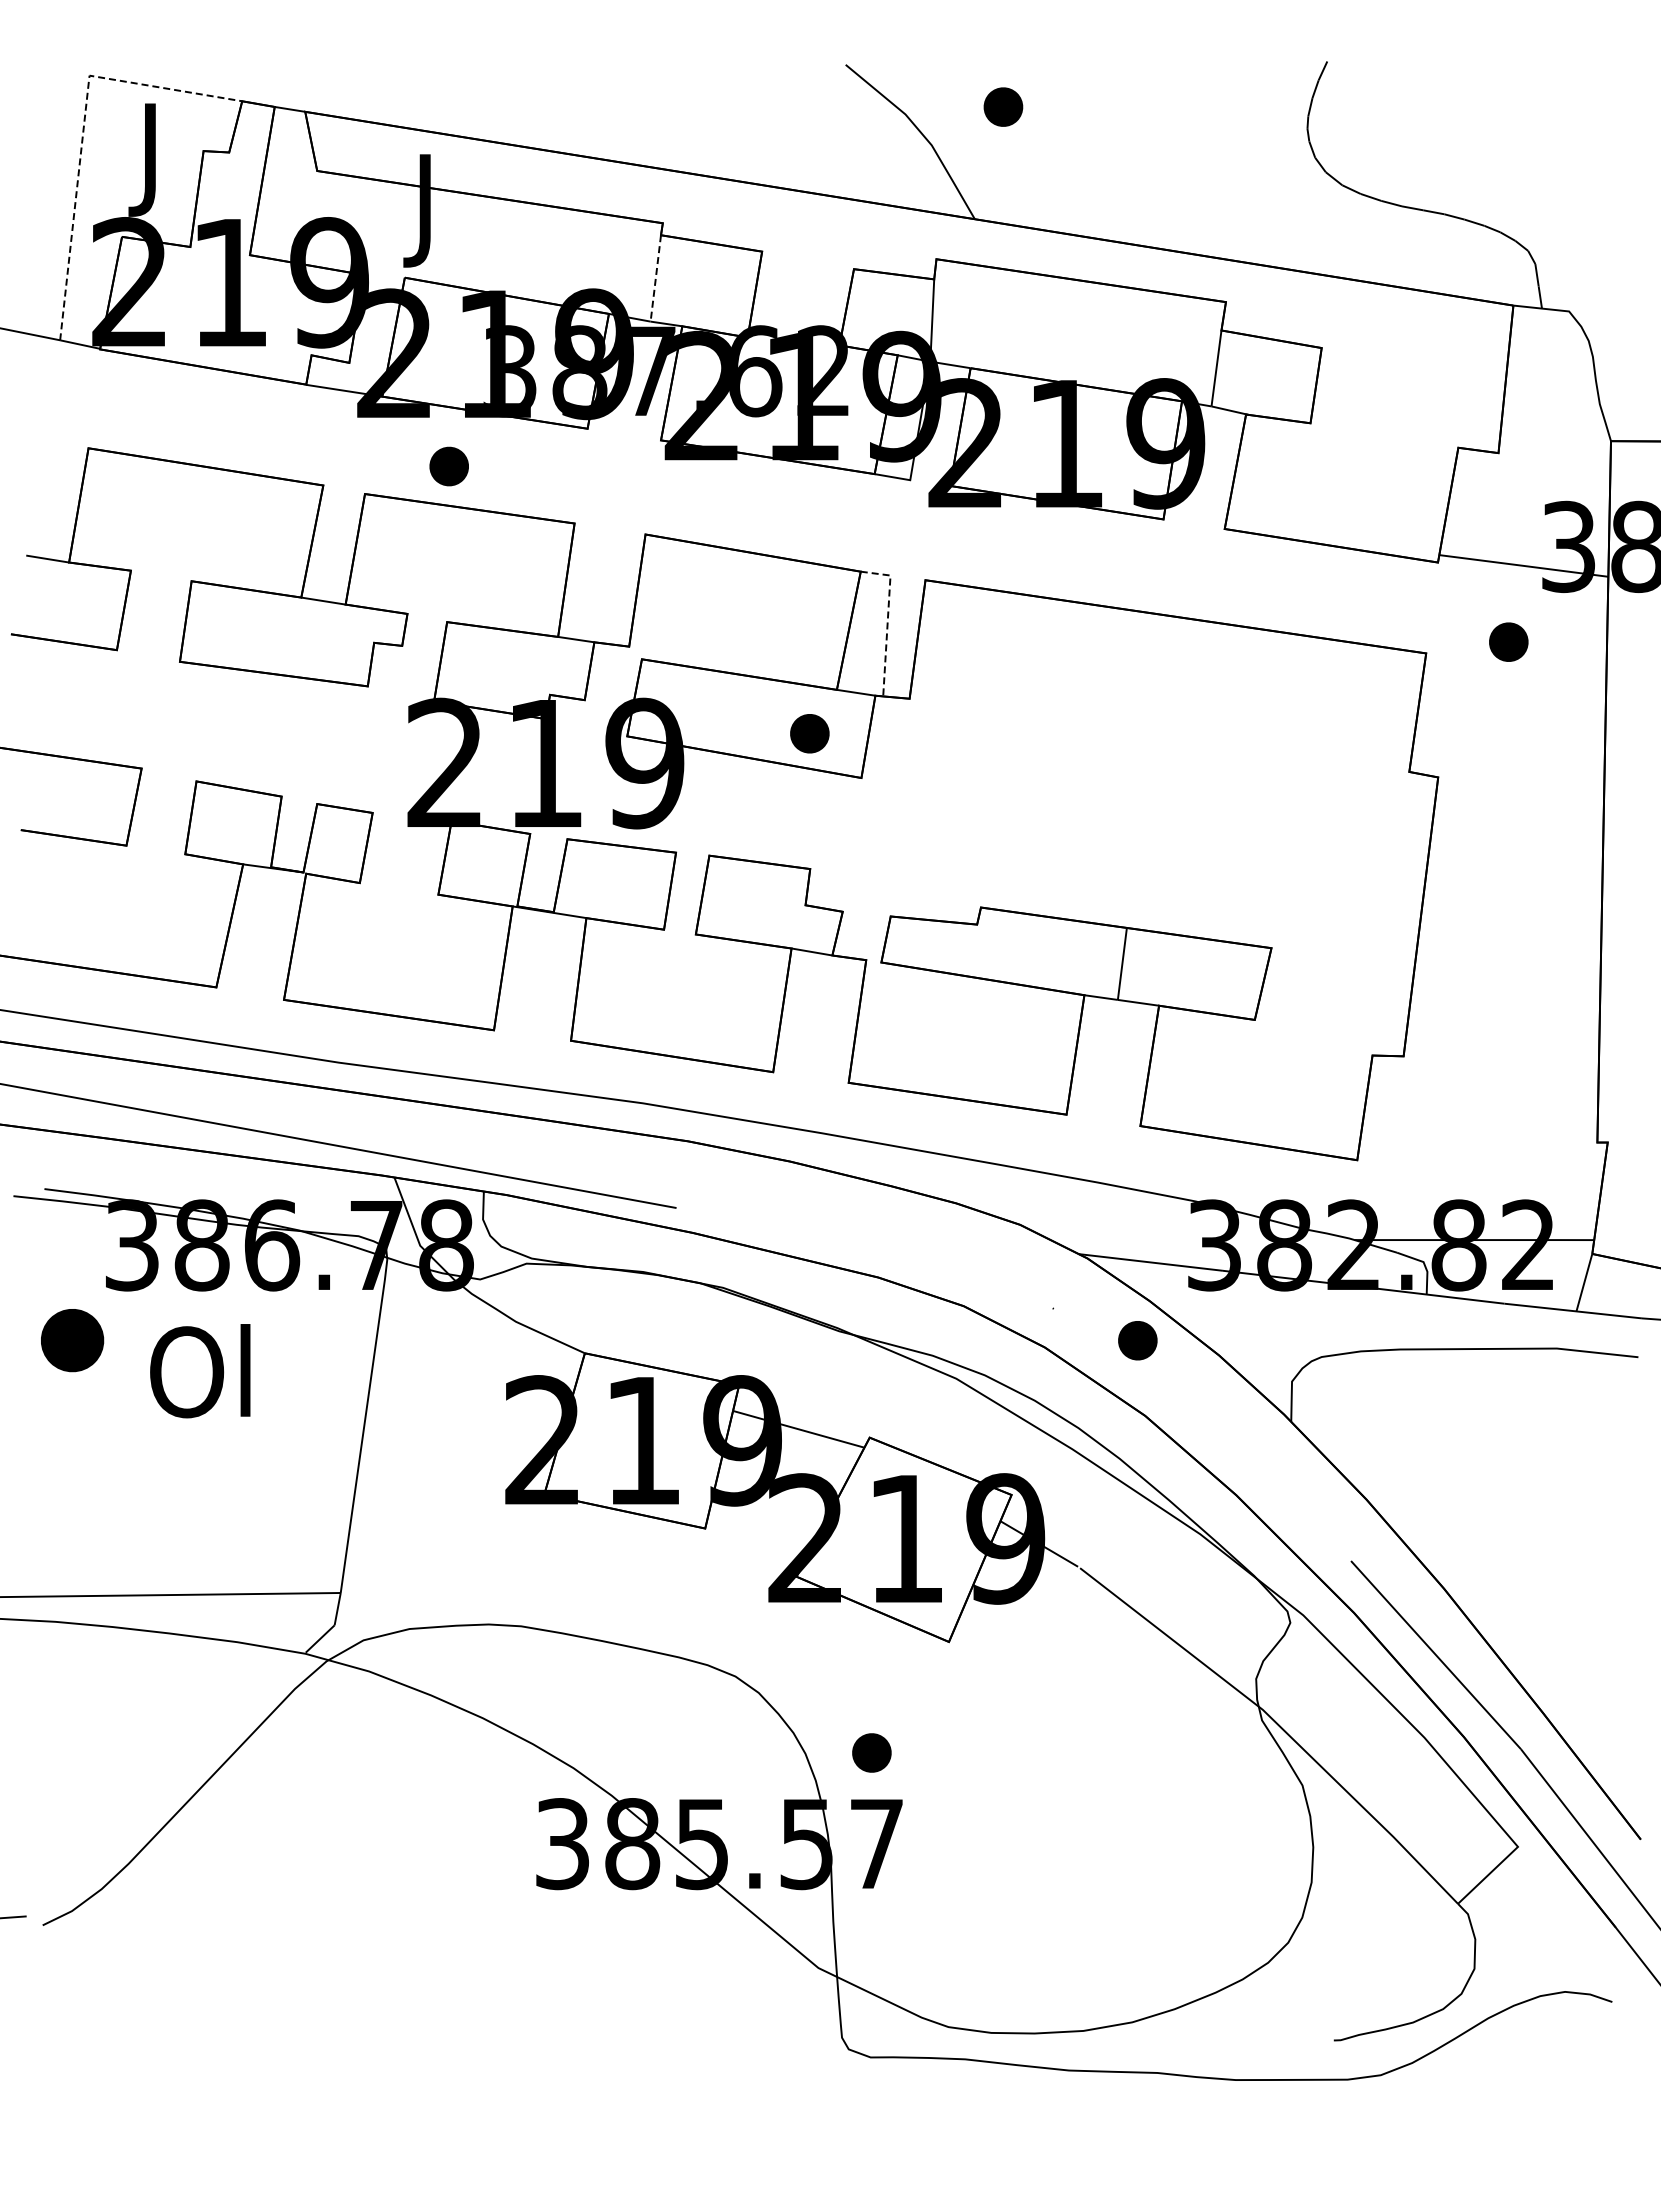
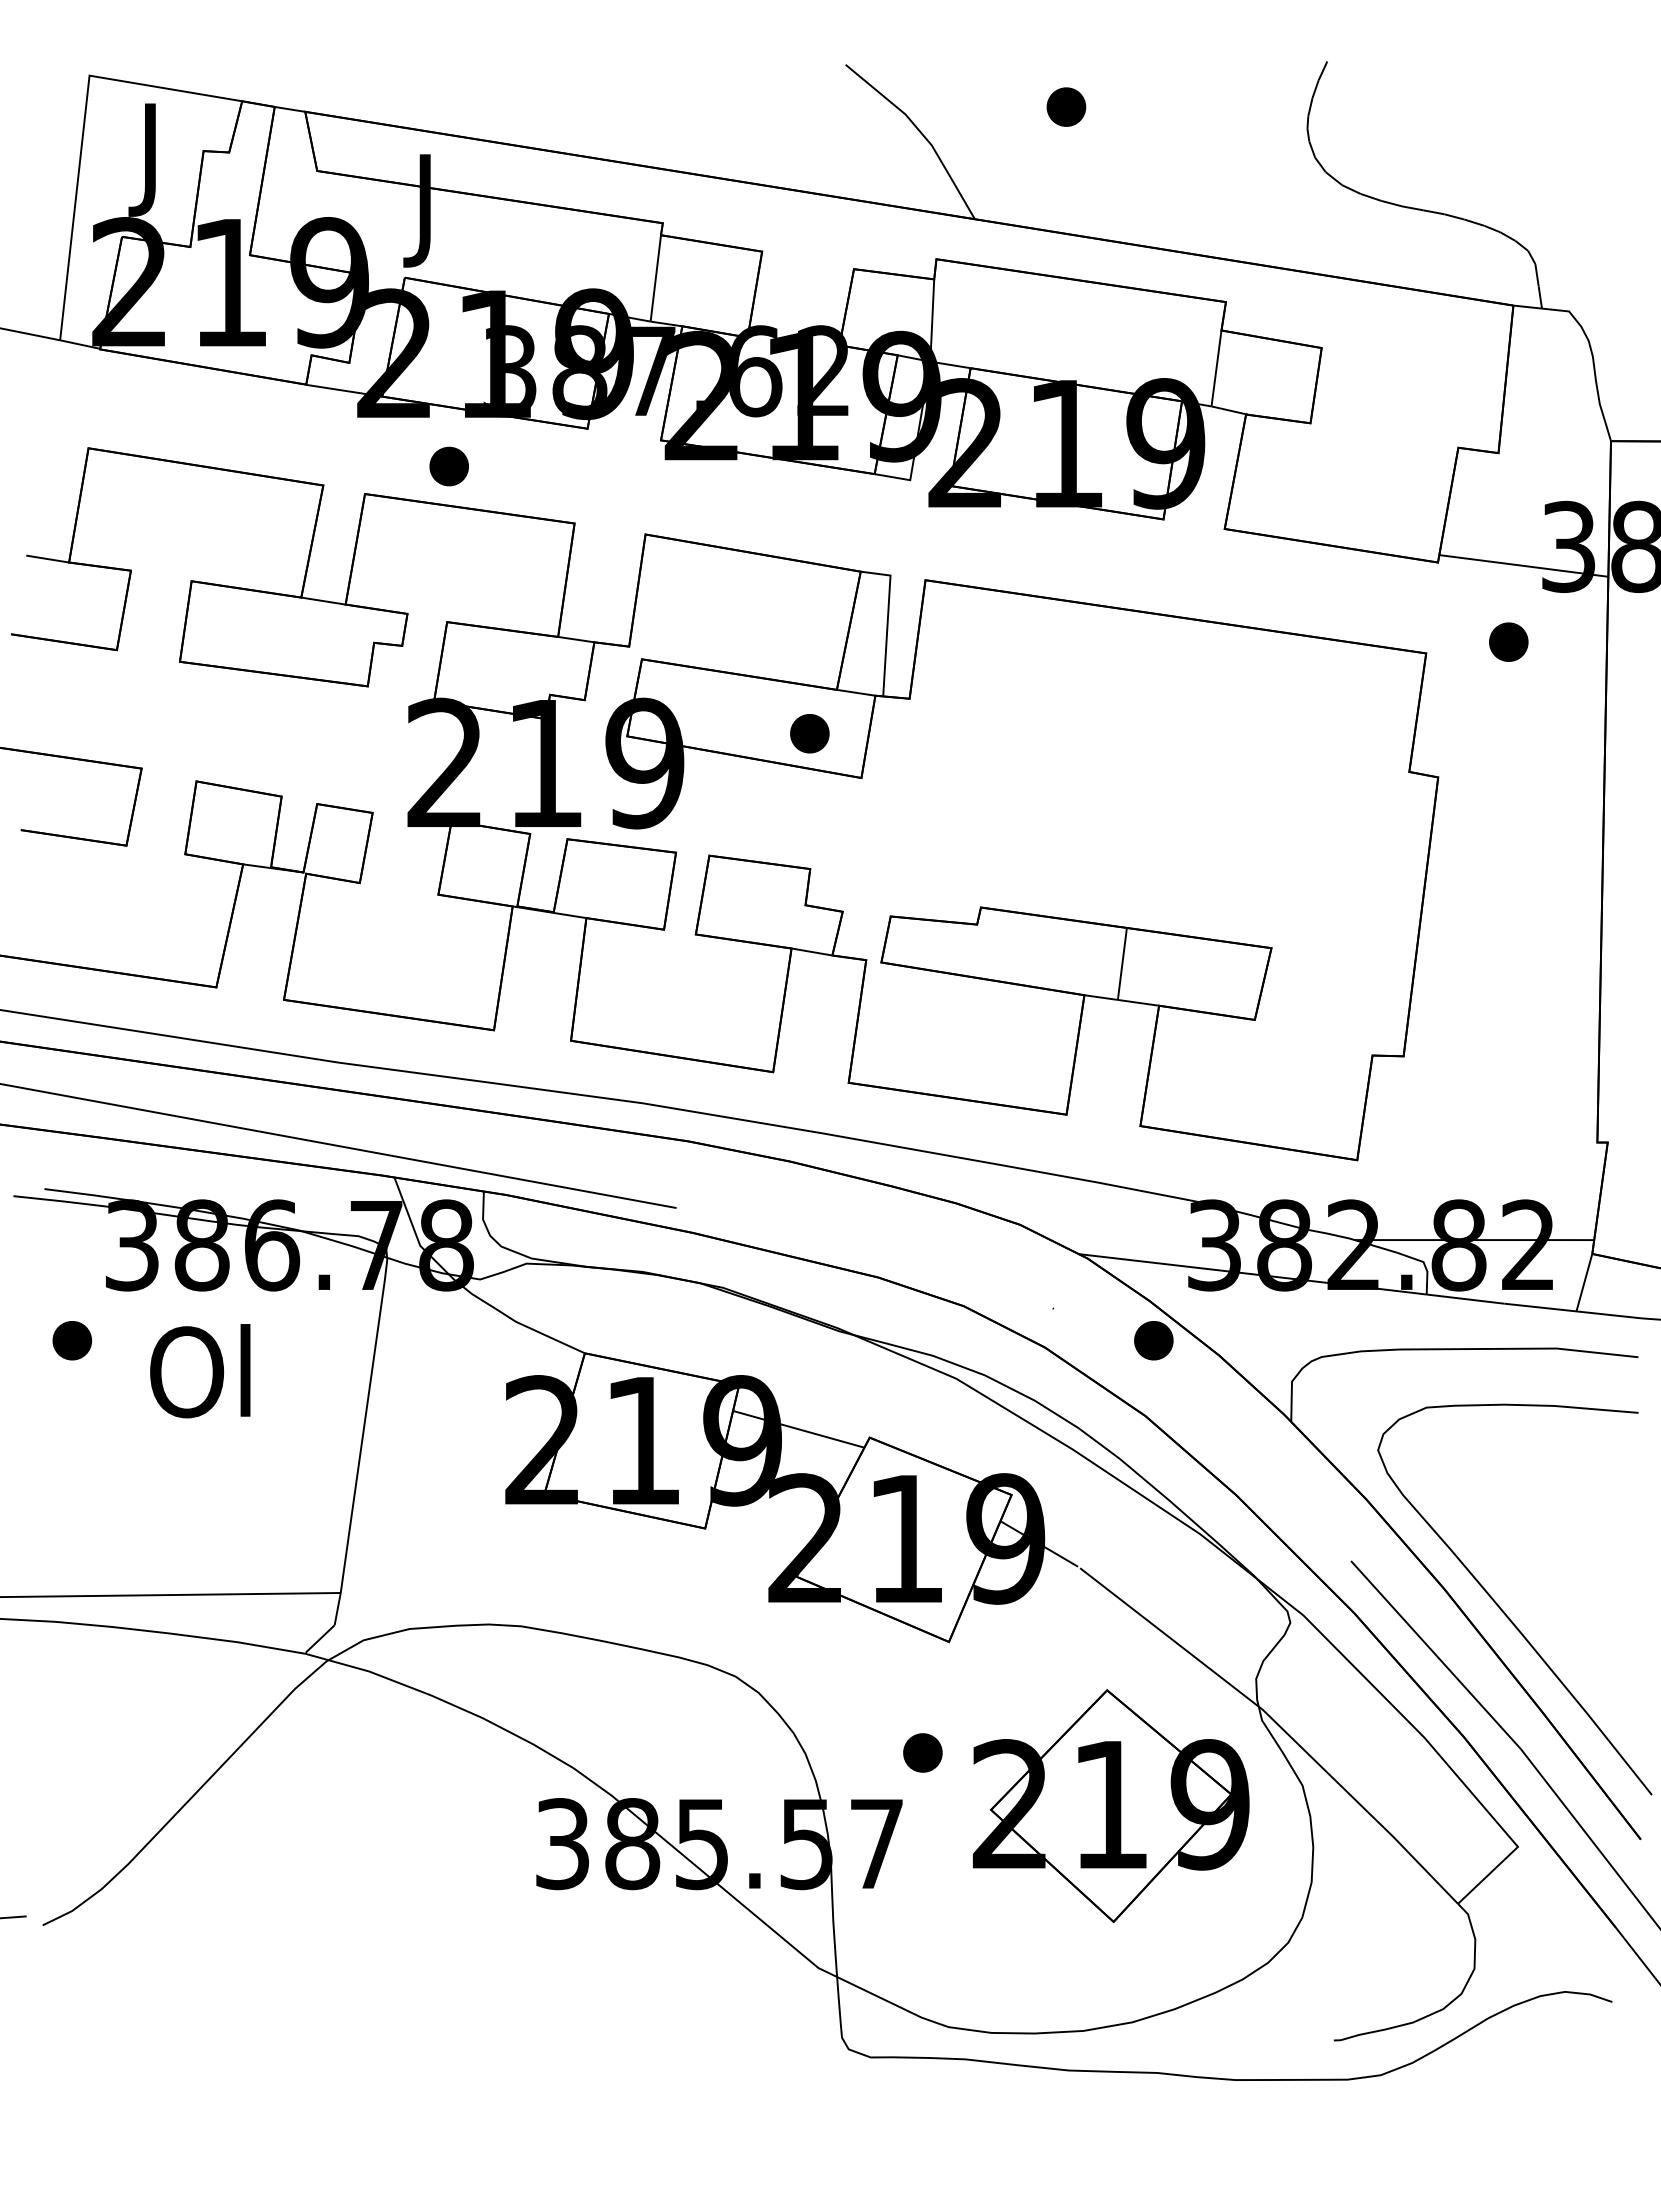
part position: (1003, 106) -> (1066, 106) (1066, 106)
line: dashed -> solid (83, 130)
line: dashed -> solid (655, 278)
line: dashed -> solid (887, 620)
part size: 64x64 px -> 40x40 px (71, 1340)
part position: (1137, 1340) -> (1153, 1340) (1153, 1340)
curve: none -> present (1503, 1610)
part position: (871, 1752) -> (922, 1752) (922, 1752)
part: none -> present (1111, 1806)
